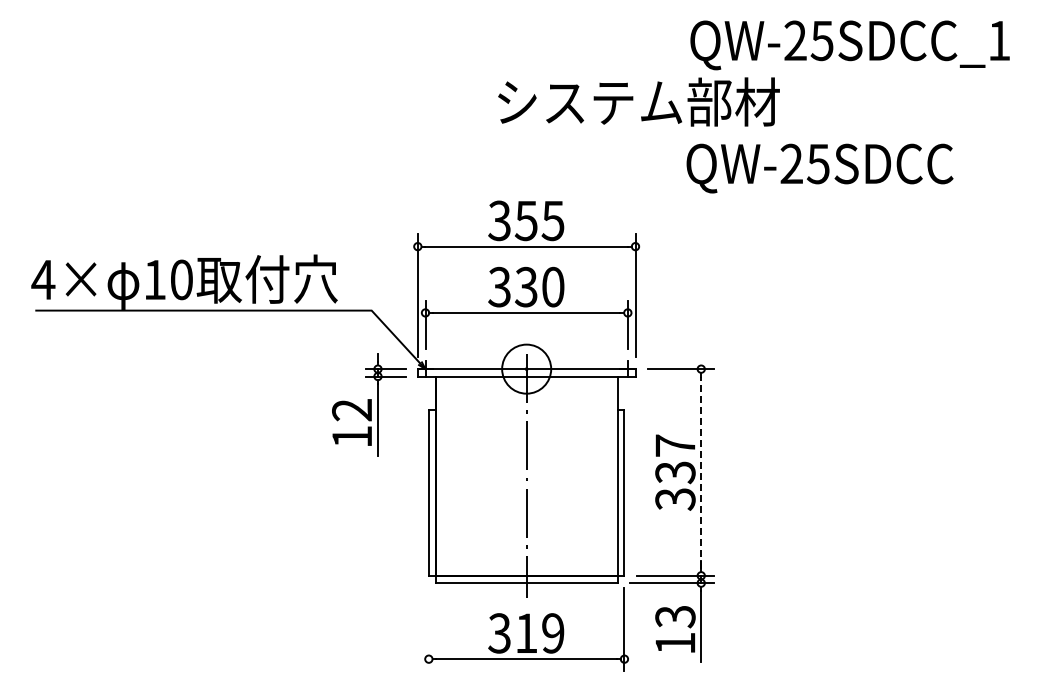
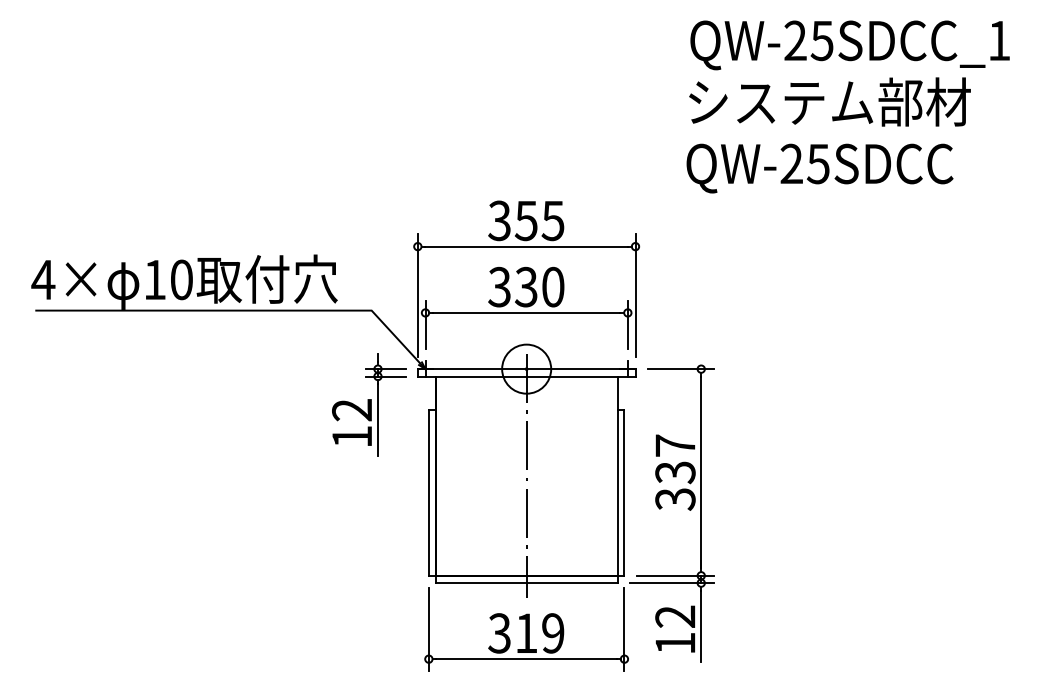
text position: (638, 101) -> (829, 101) (829, 101)
line: dashed -> solid (701, 472)
text: 13 -> 12 (675, 616)
line: none -> present (428, 629)
